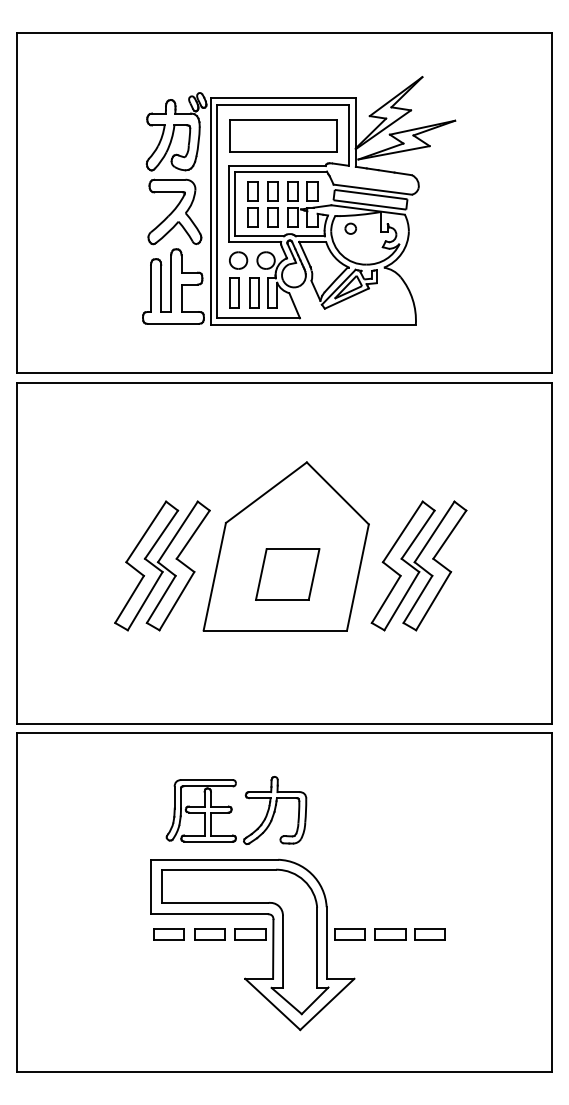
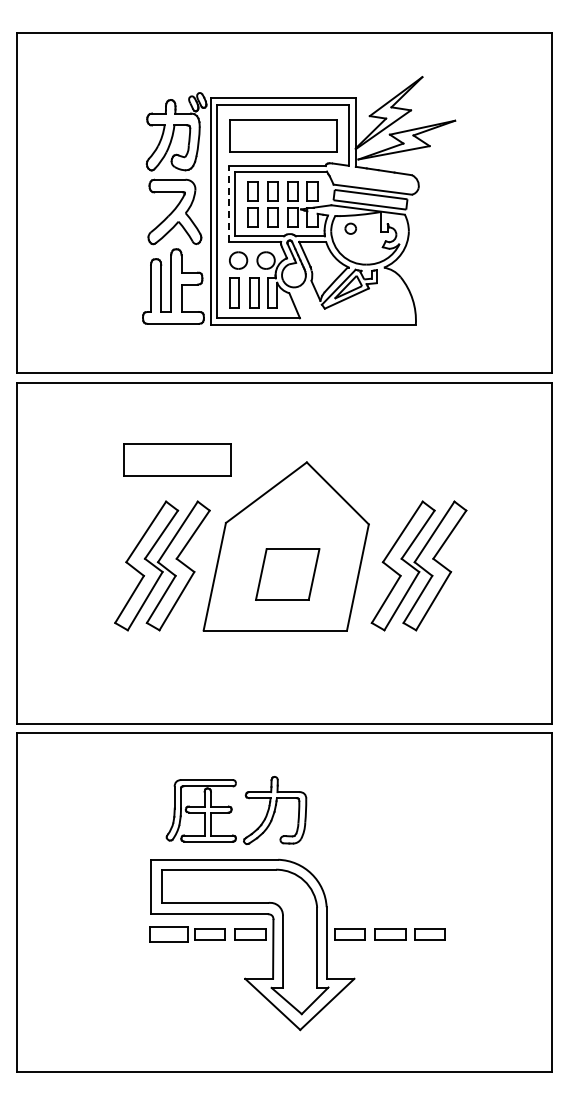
line: solid -> dashed (229, 203)
part: none -> present (177, 459)
part size: 32x13 px -> 40x17 px (168, 934)
